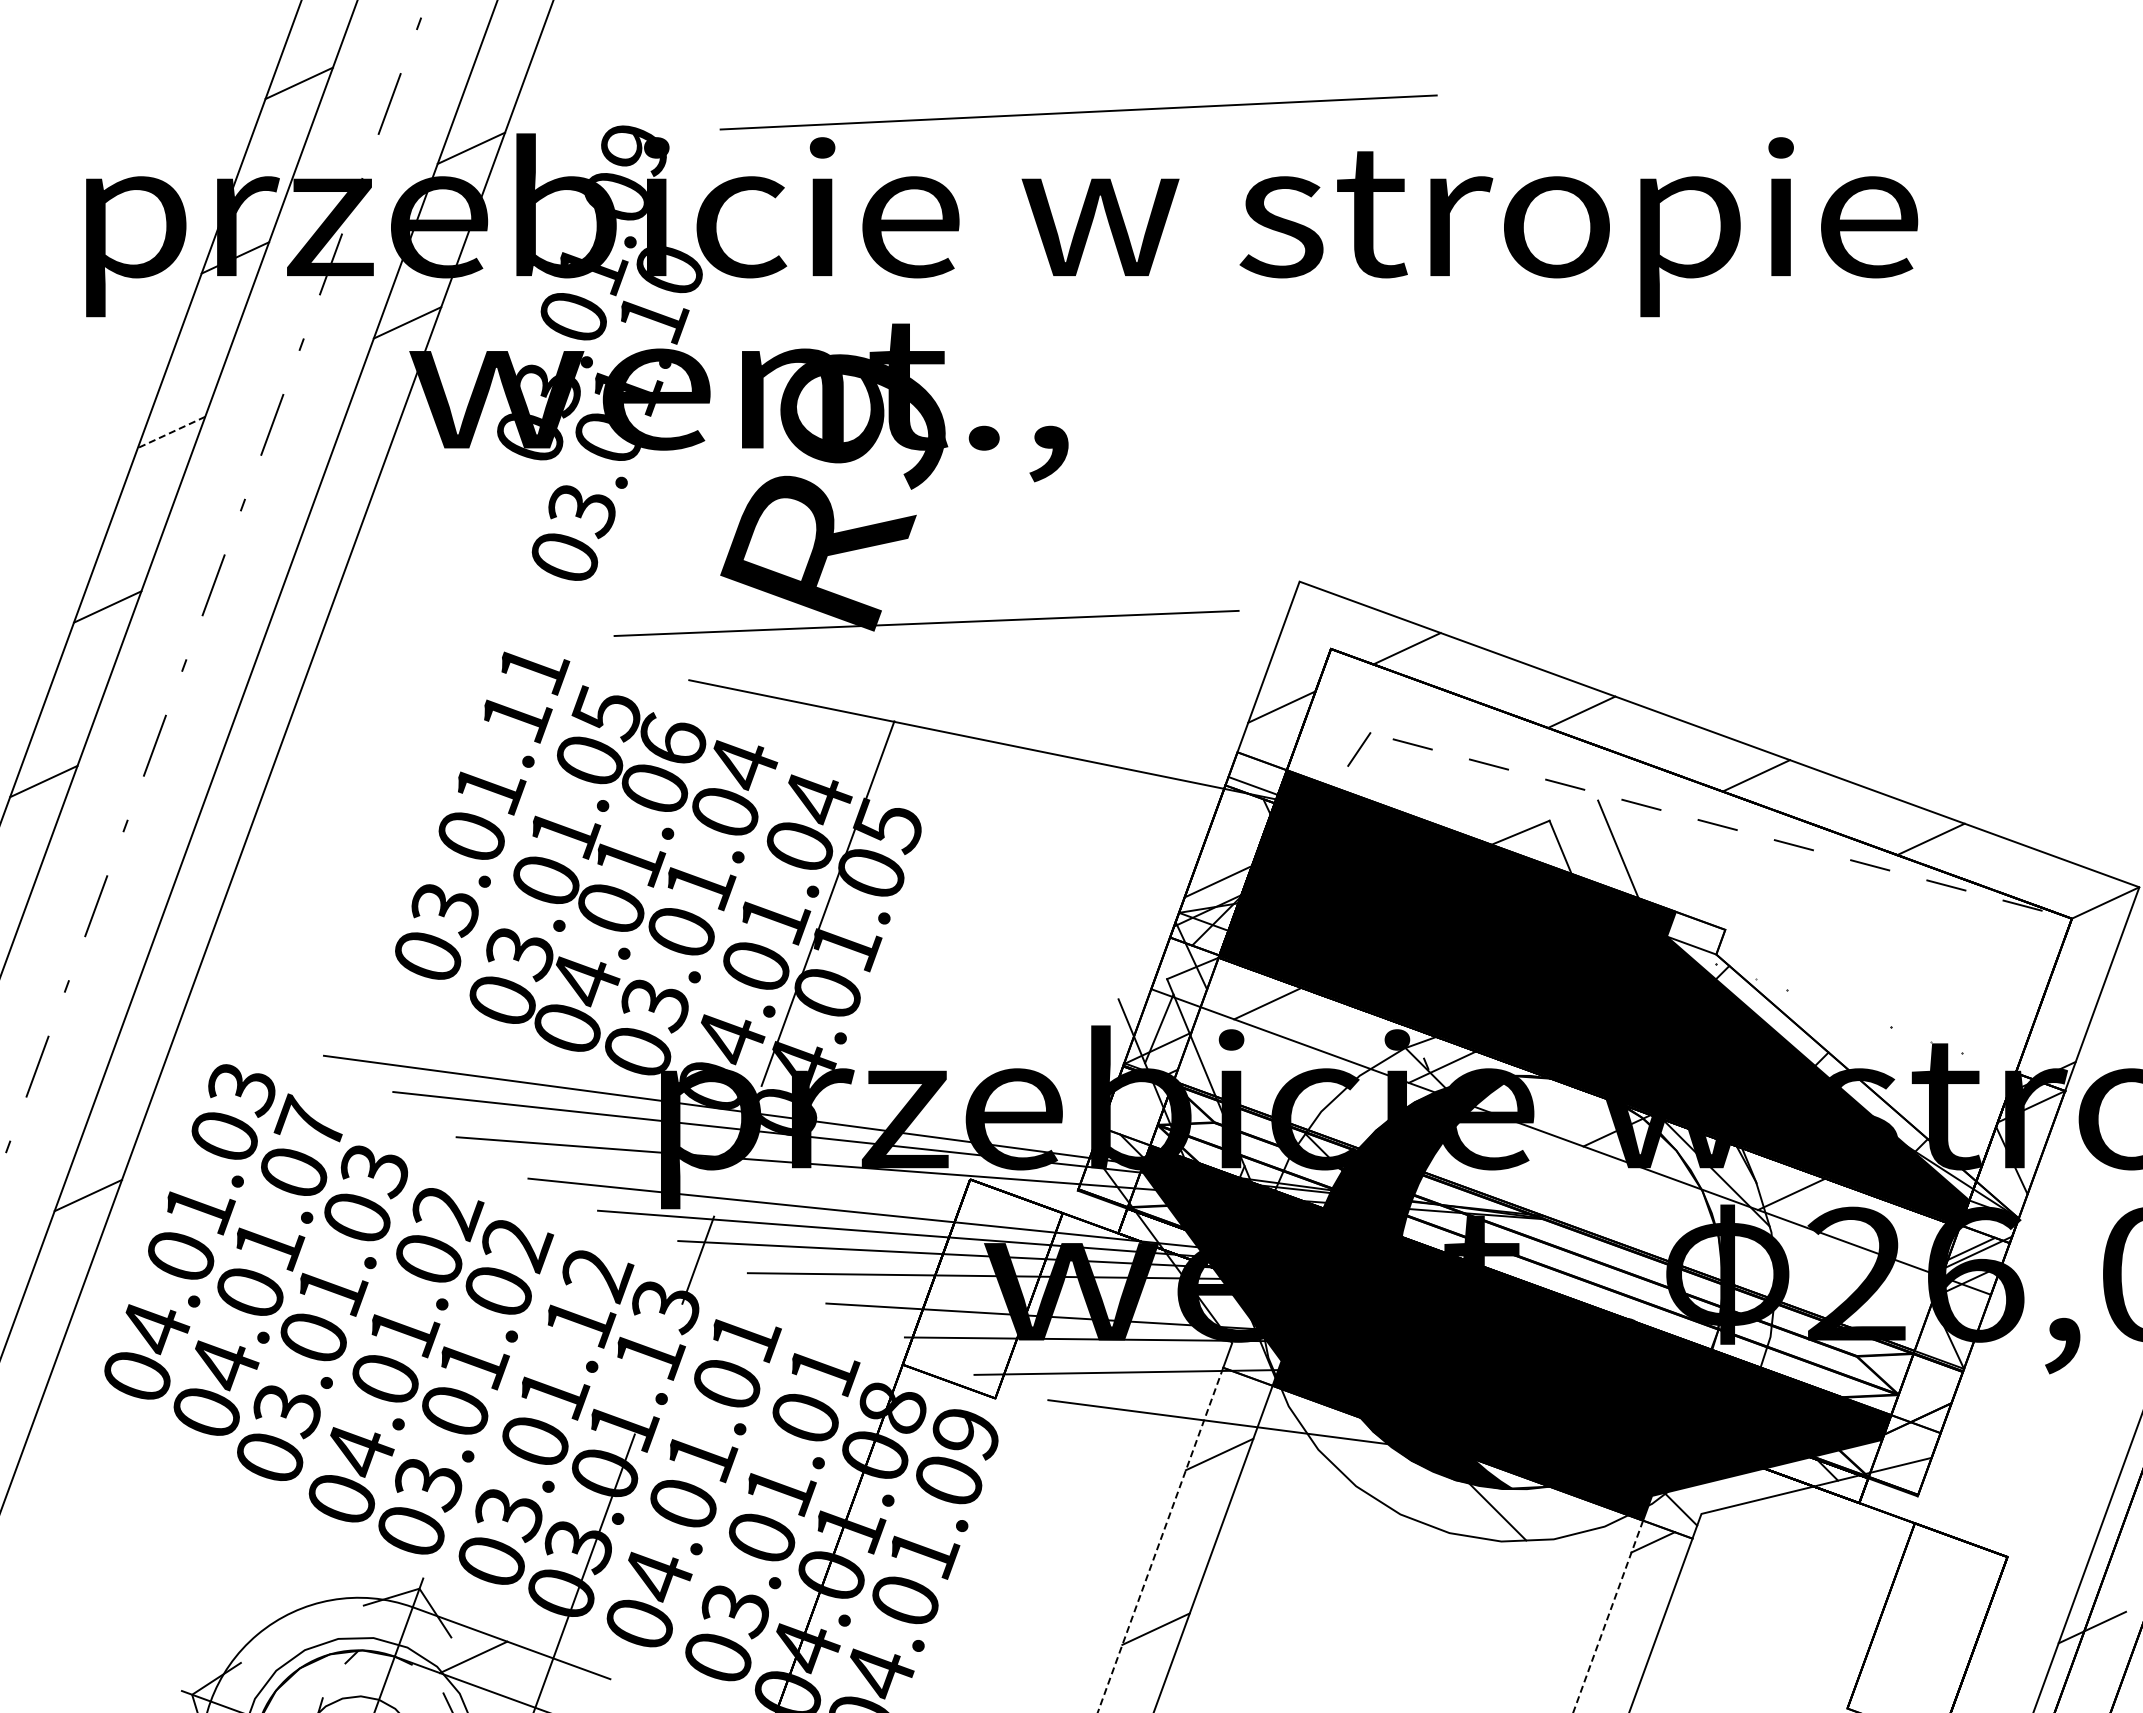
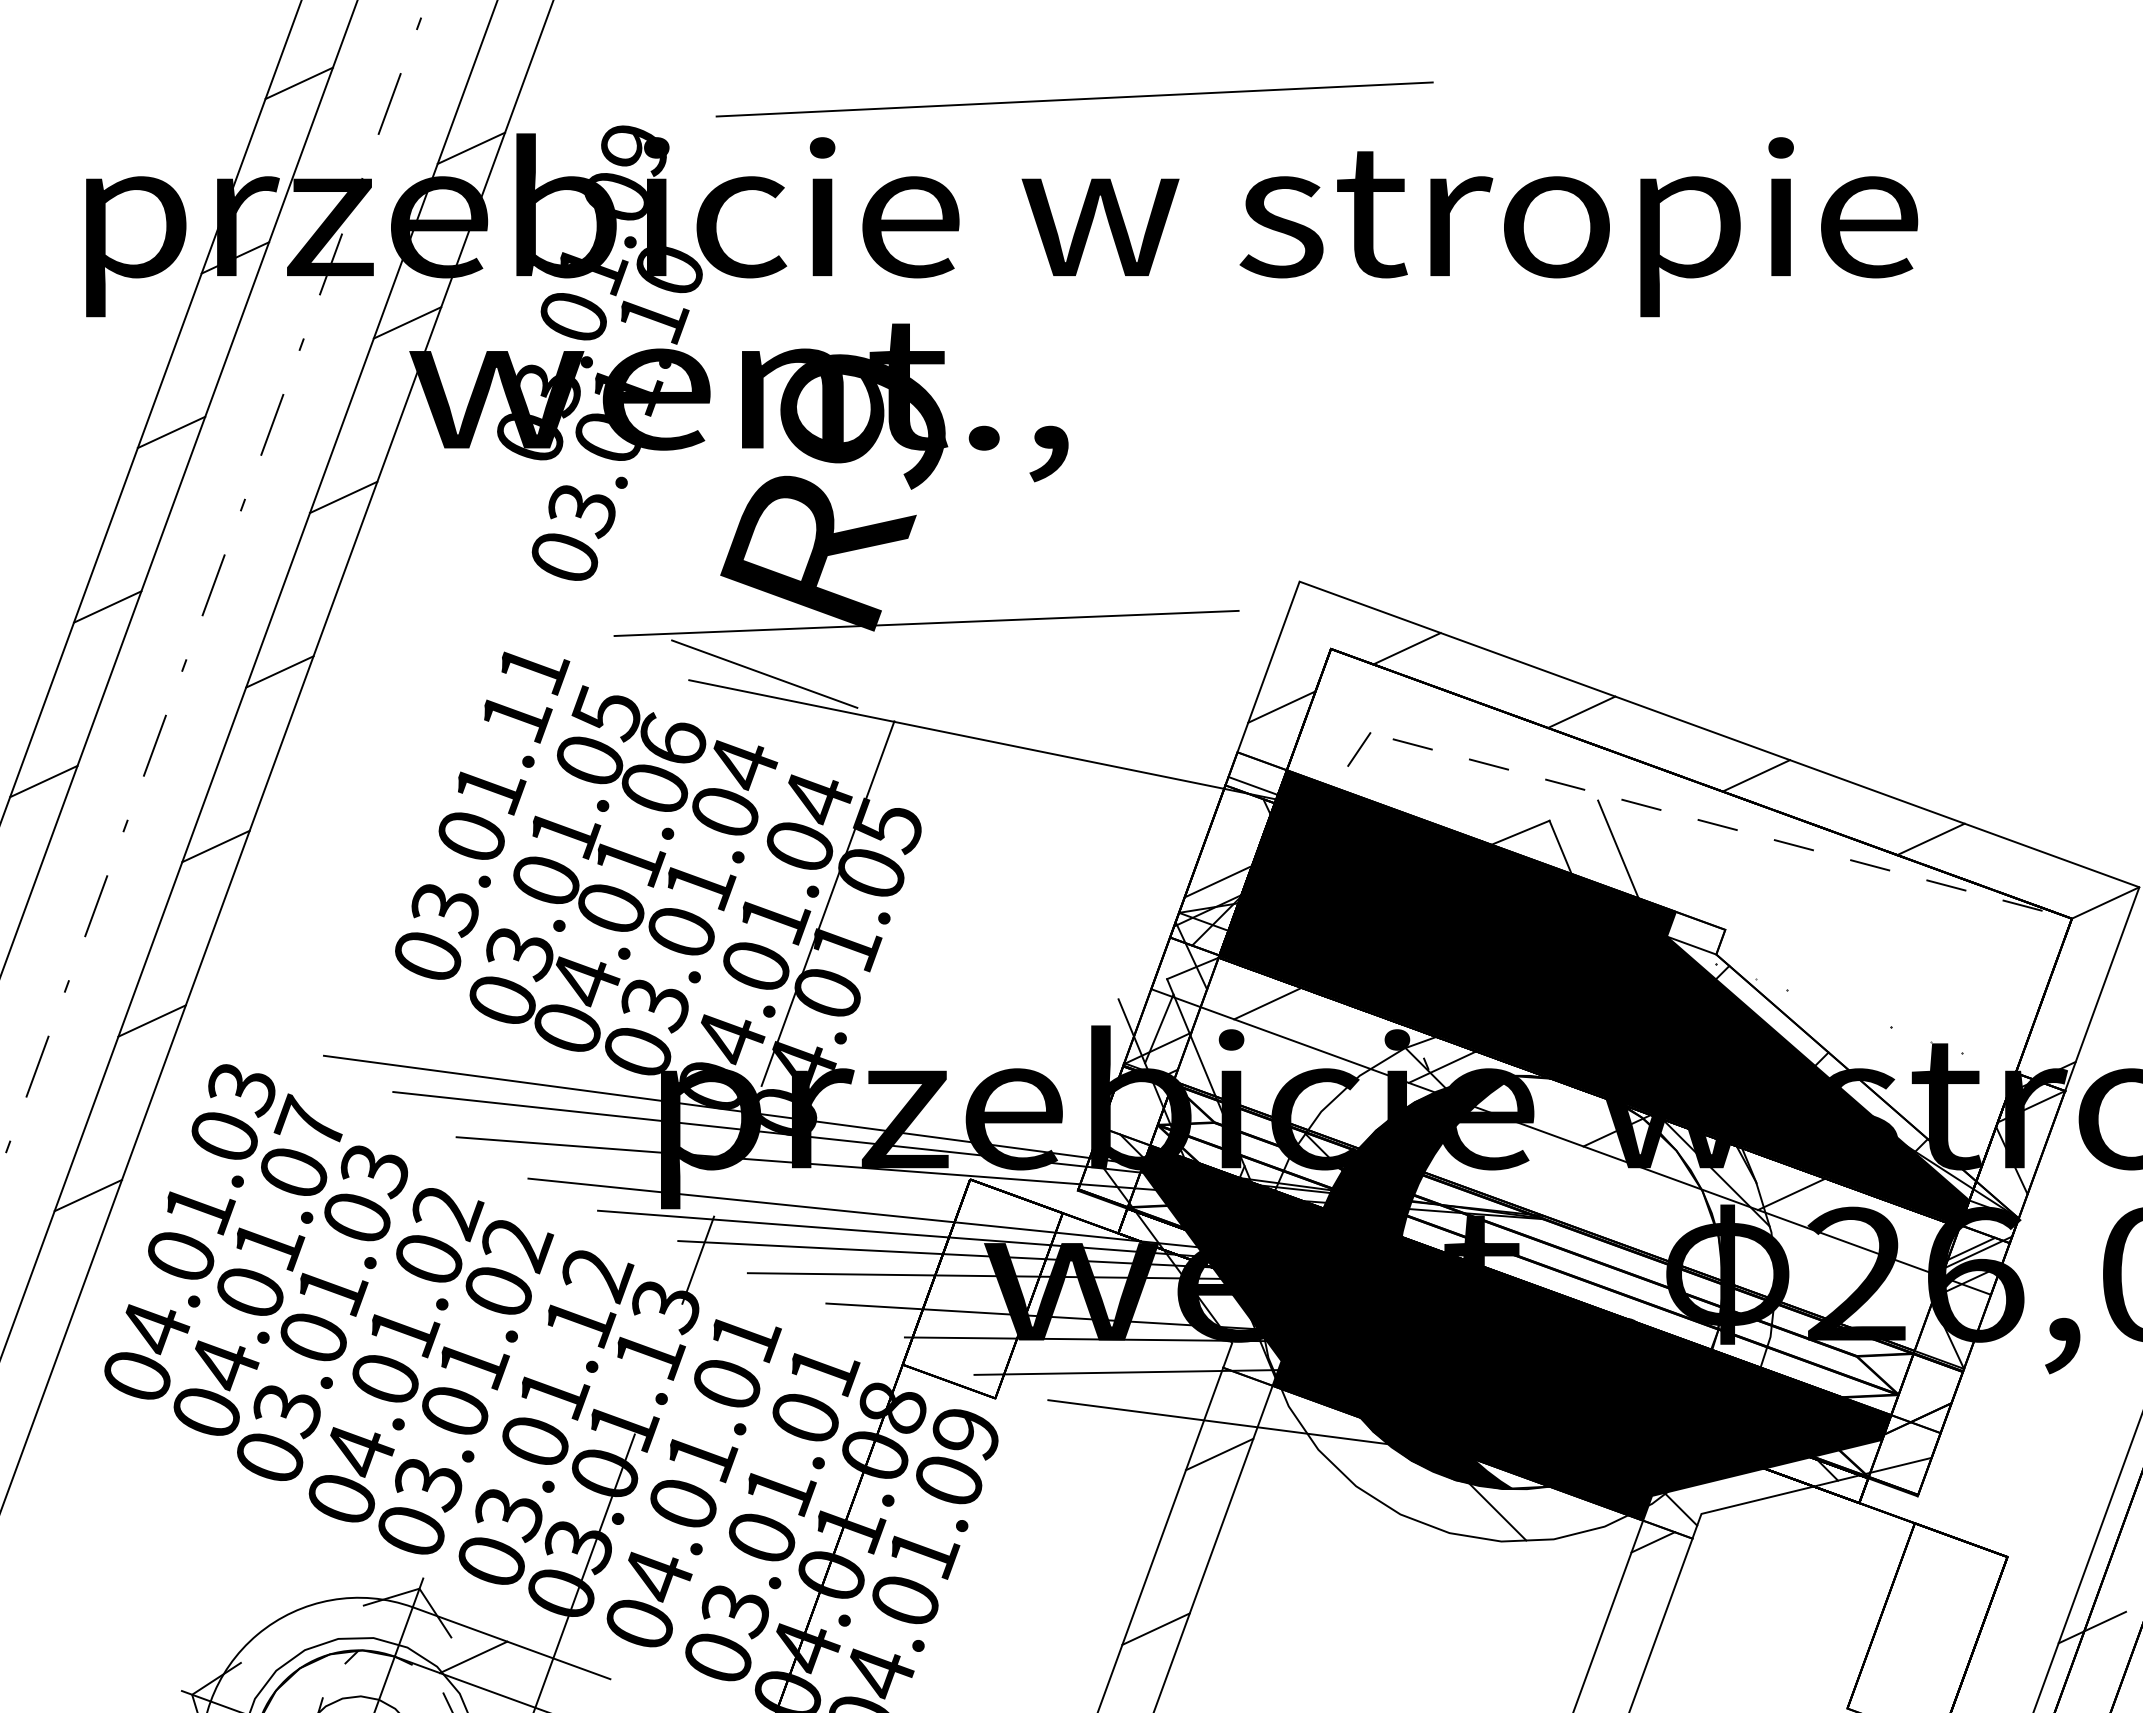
line position: (1078, 112) -> (1074, 99) (1074, 99)
line: dashed -> solid (171, 432)
line: none -> present (343, 497)
line: none -> present (279, 671)
line: none -> present (764, 673)
line: none -> present (215, 846)
line: none -> present (151, 1020)
line: dashed -> solid (1160, 1540)
line: dashed -> solid (1608, 1616)
